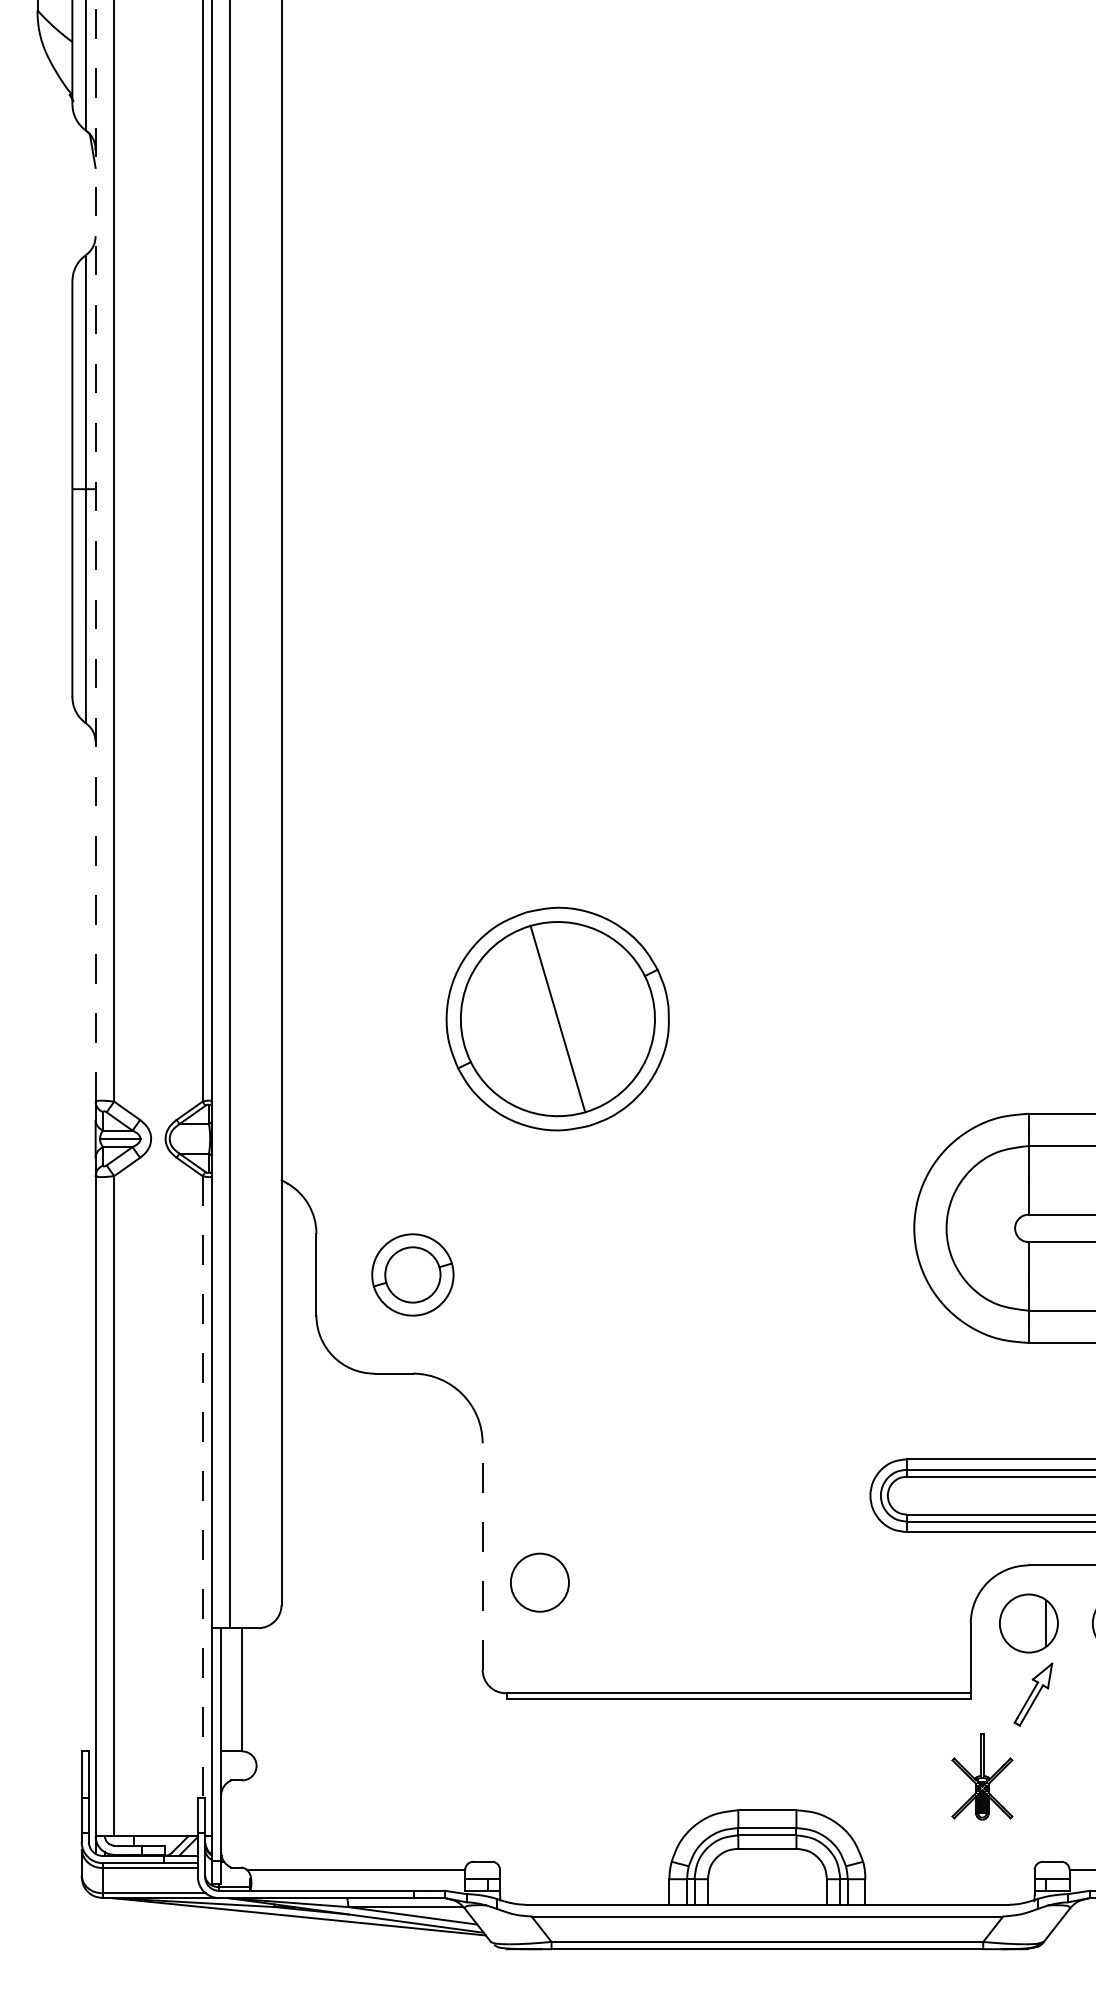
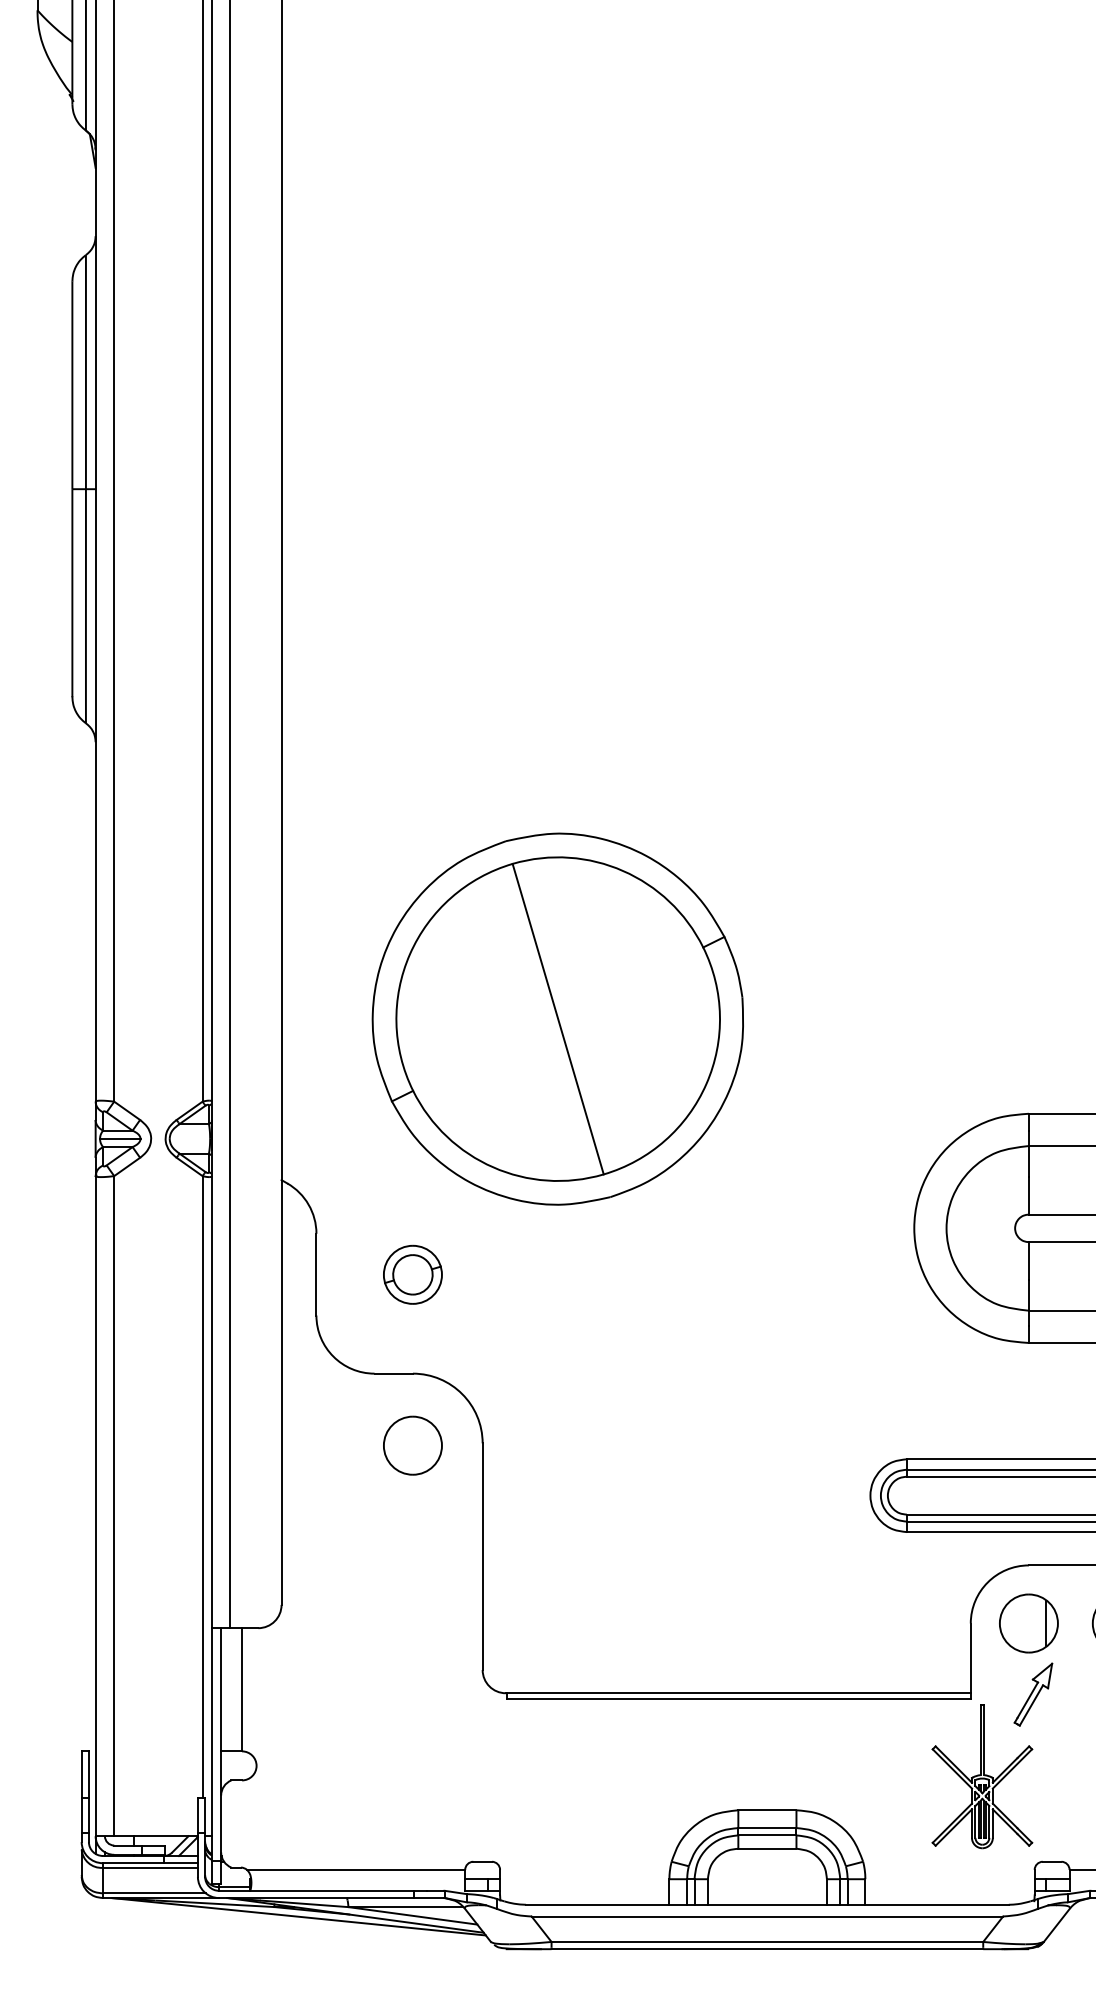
line: dashed -> solid (95, 550)
part size: 225x226 px -> 373x374 px (557, 1018)
part size: 84x84 px -> 60x61 px (412, 1274)
line: dashed -> solid (202, 1486)
line: dashed -> solid (482, 1556)
part position: (539, 1582) -> (412, 1445) (412, 1445)
part size: 63x88 px -> 103x146 px (982, 1776)
